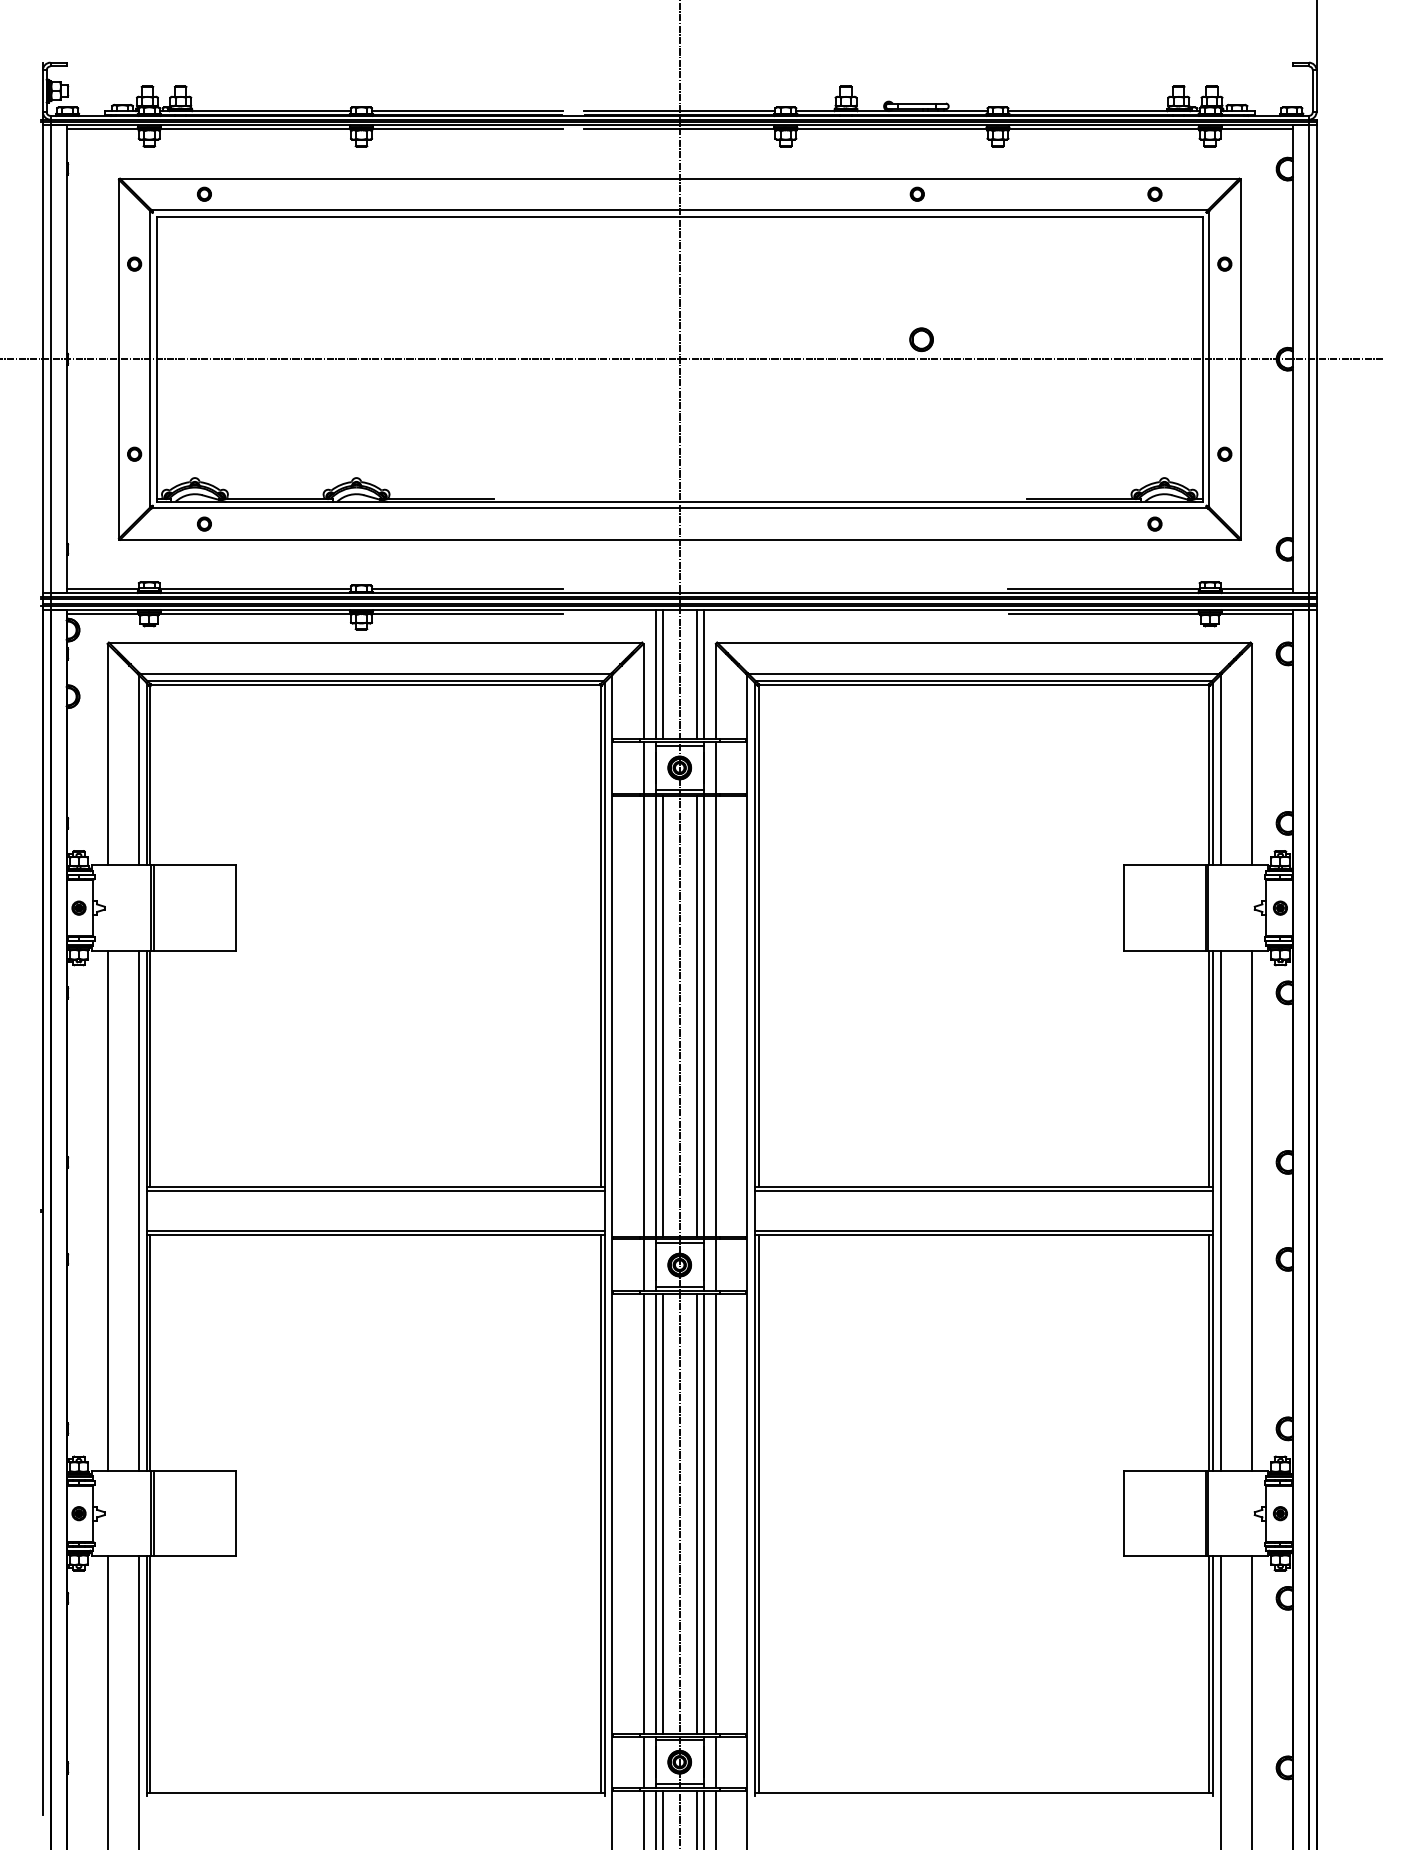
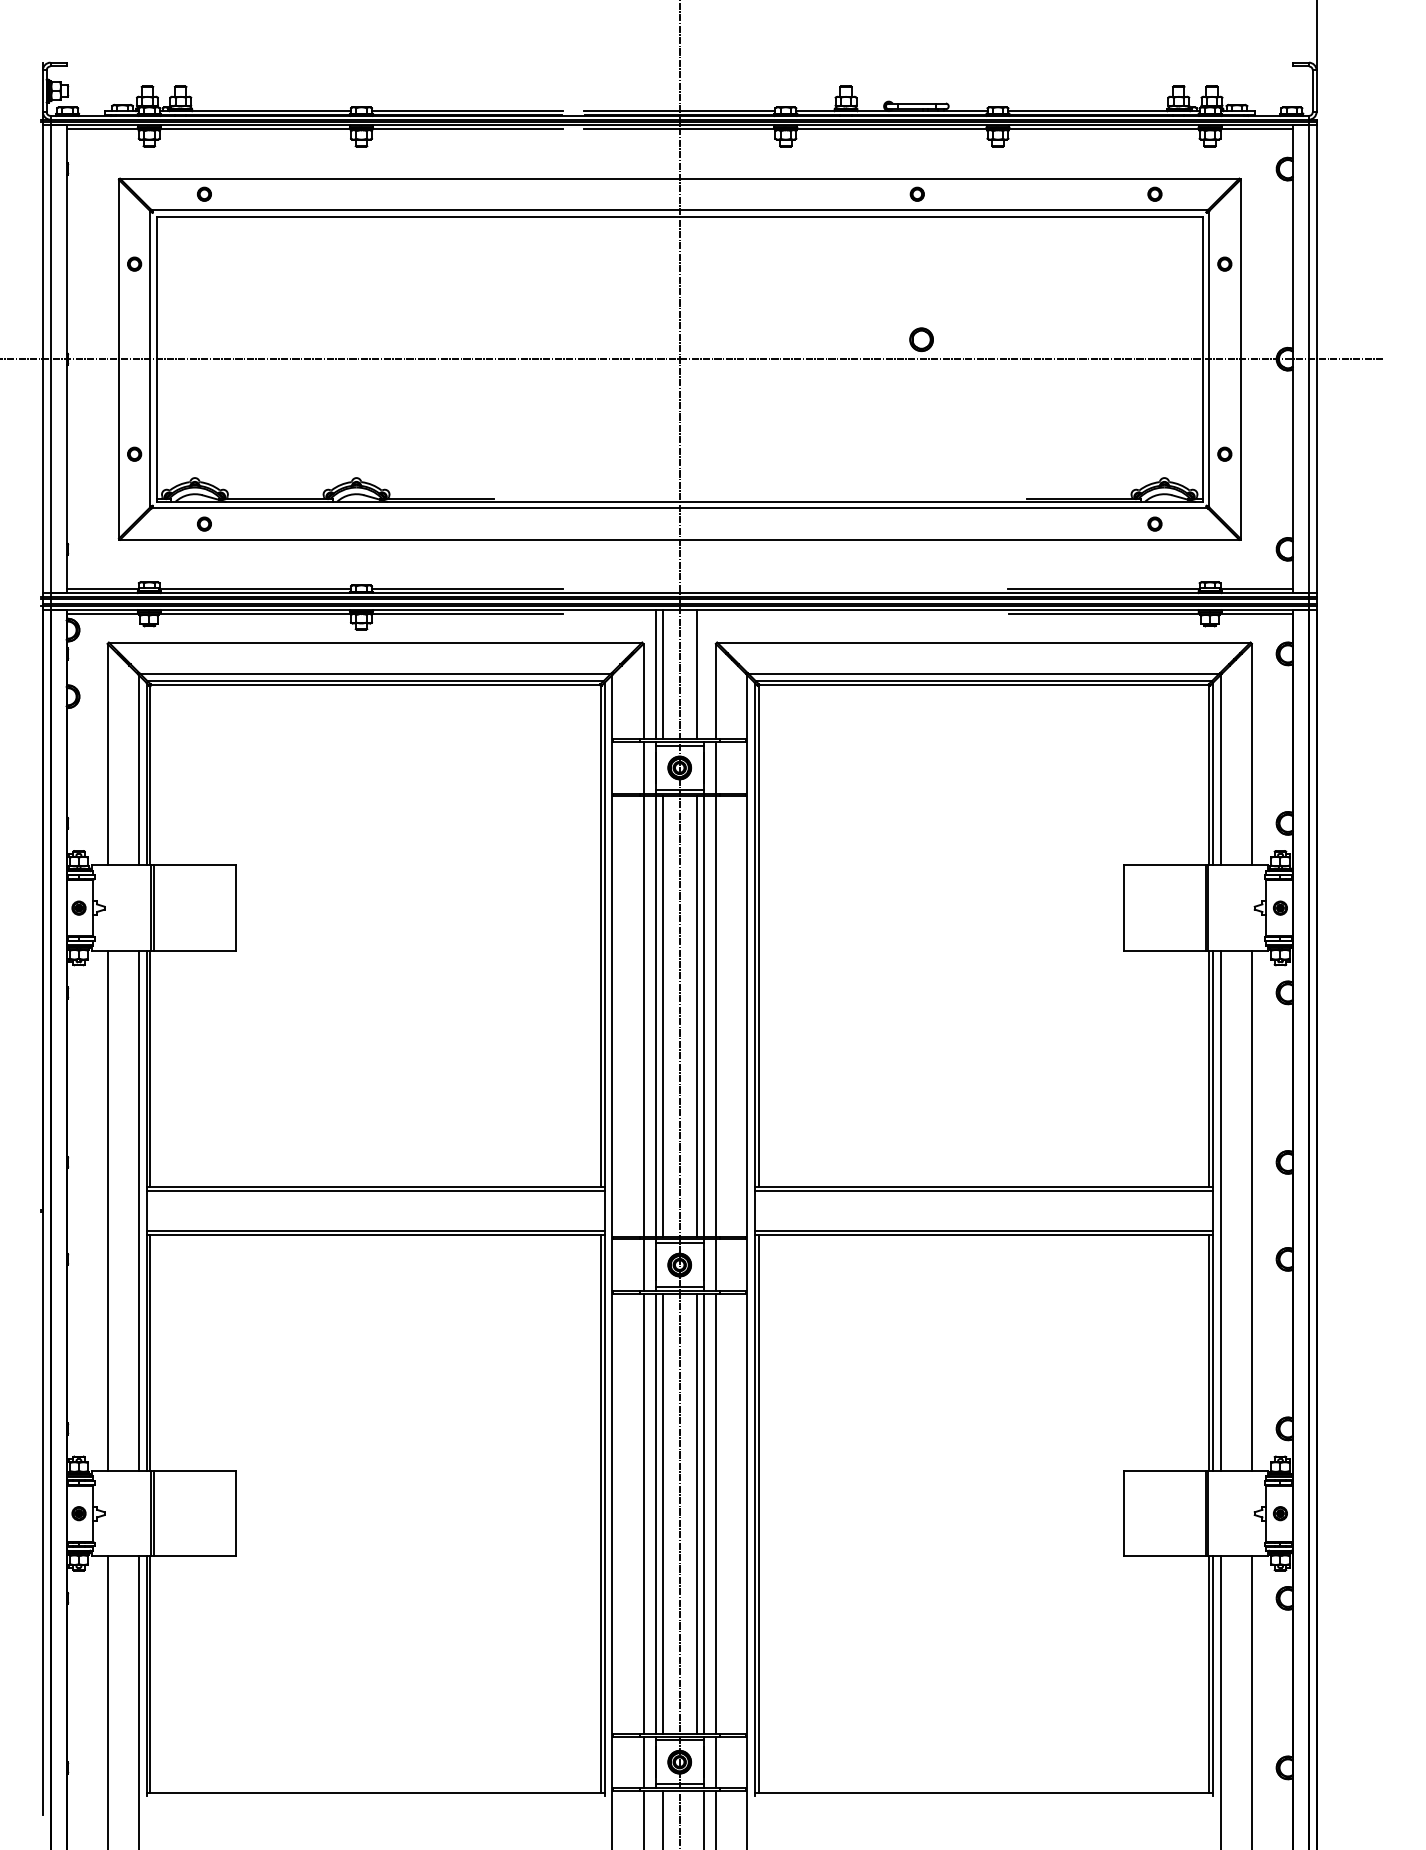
line: present -> none (703, 674)
line: present -> none (655, 1818)
line: present -> none (696, 1818)
